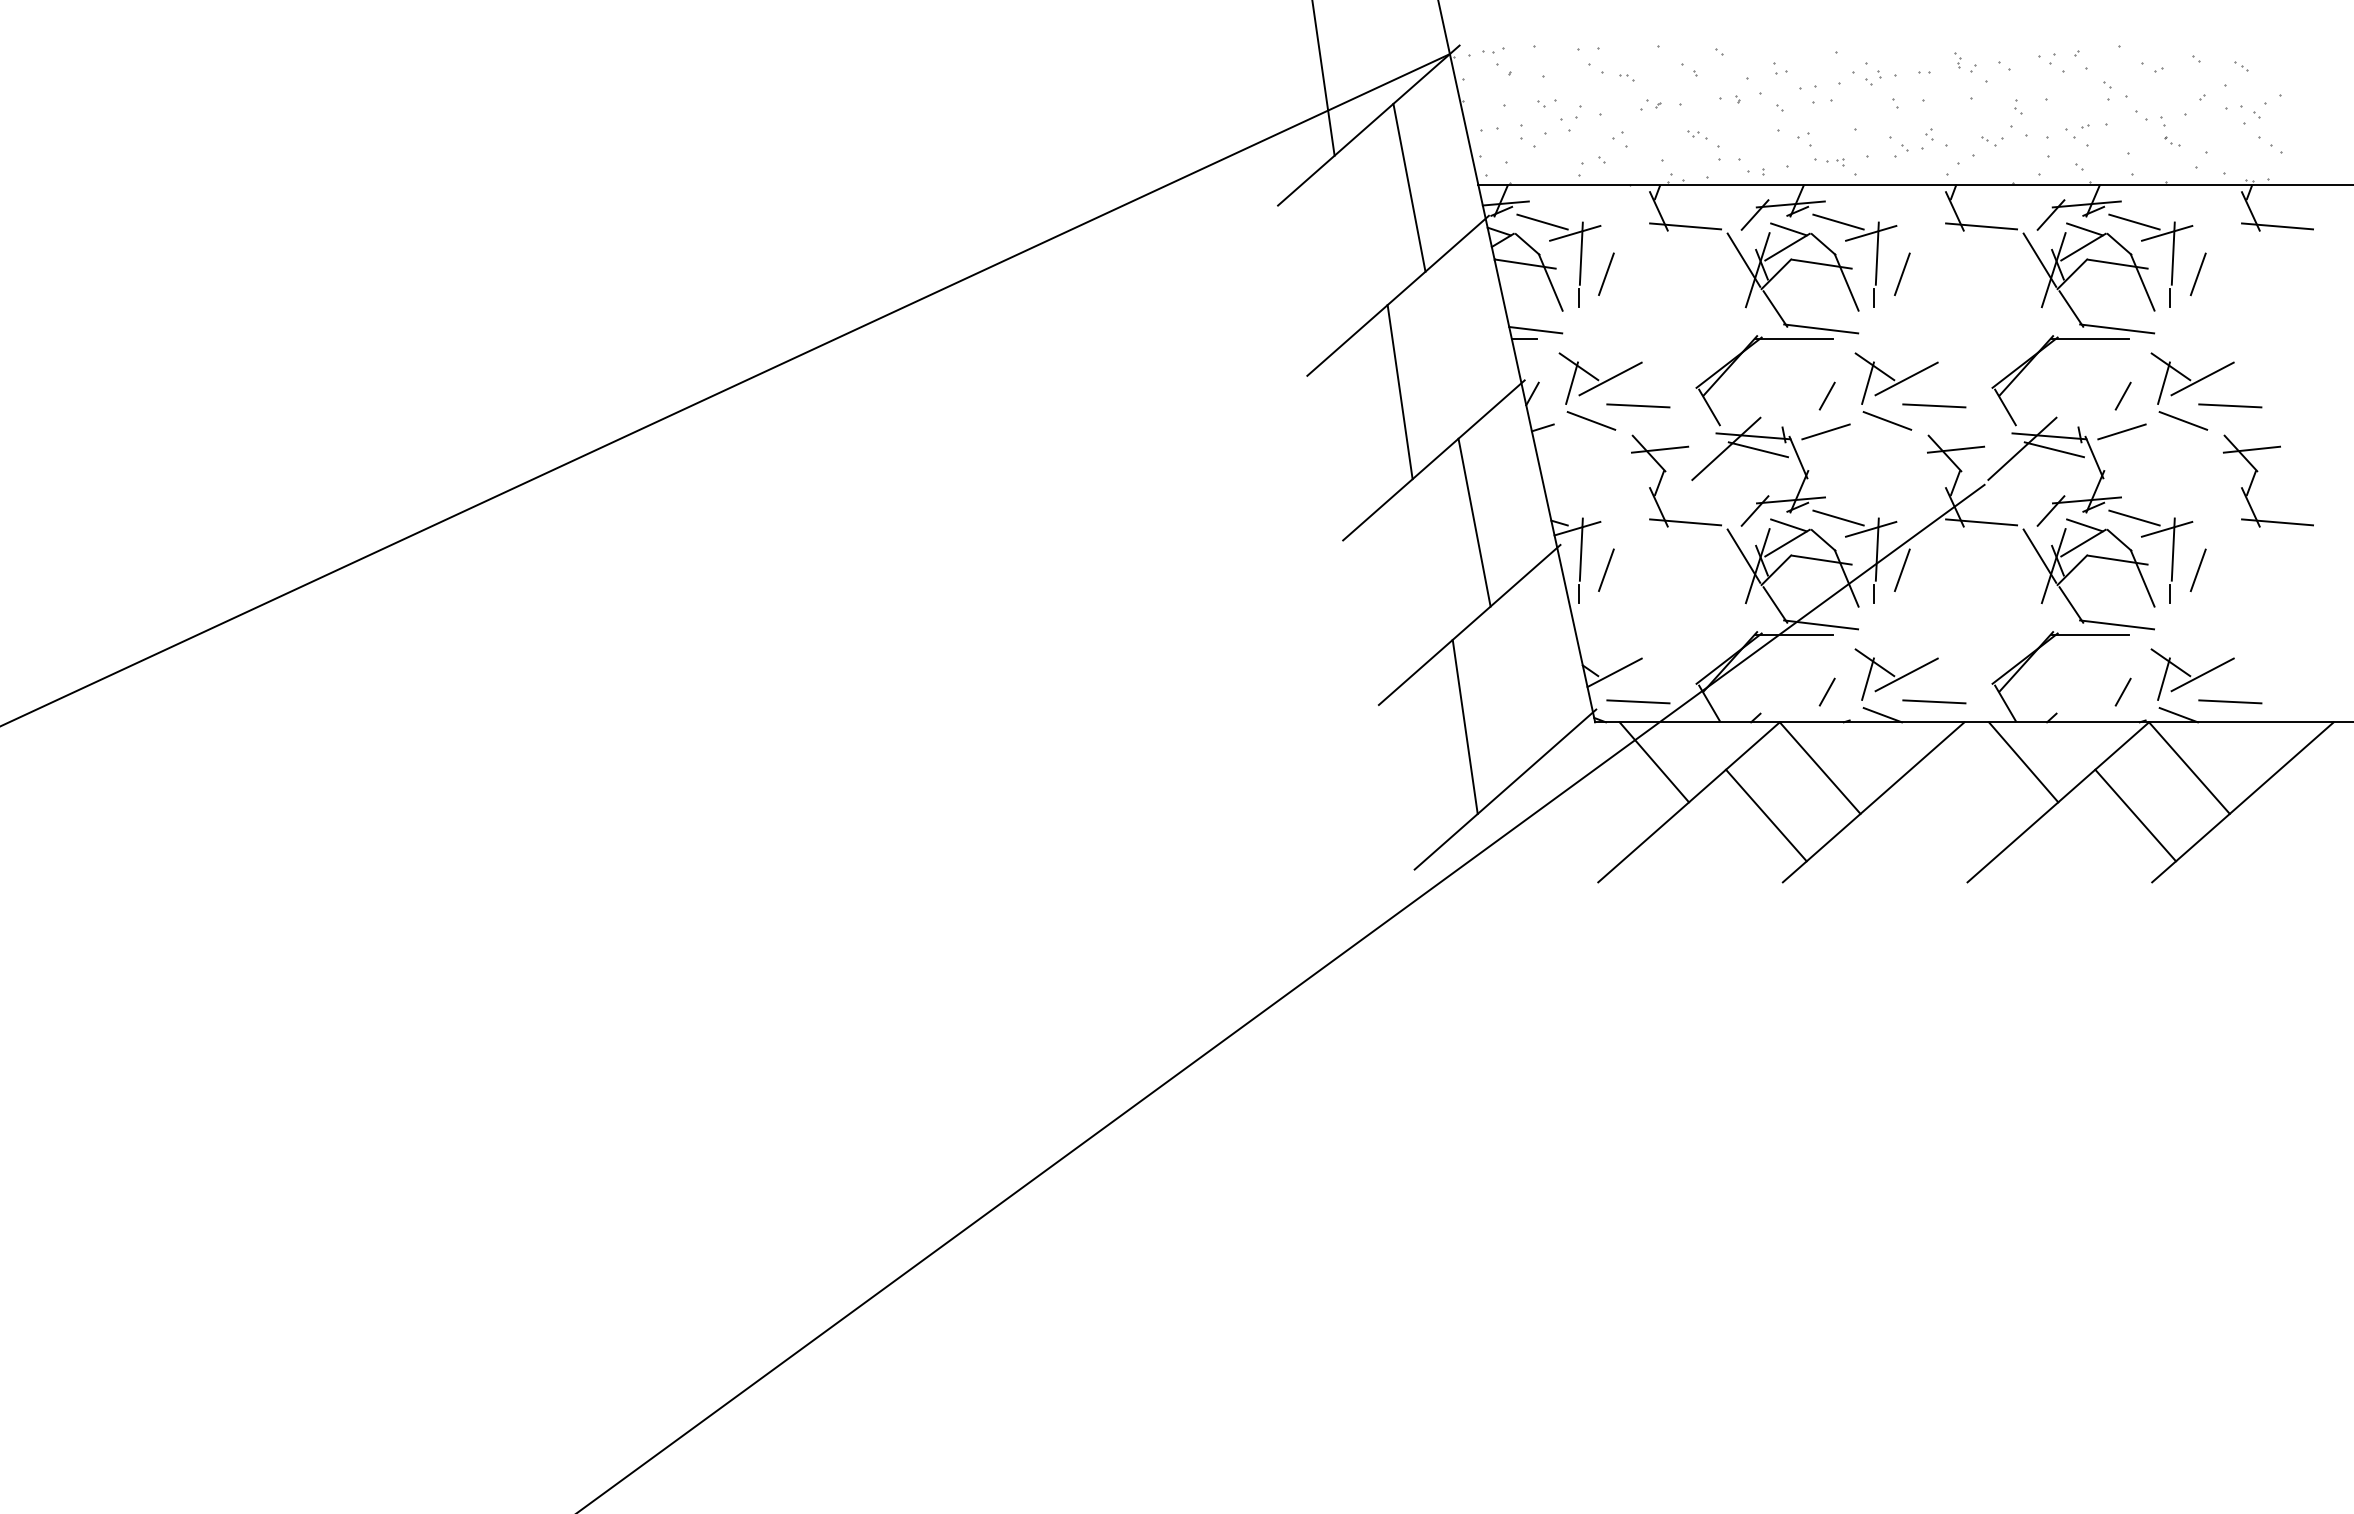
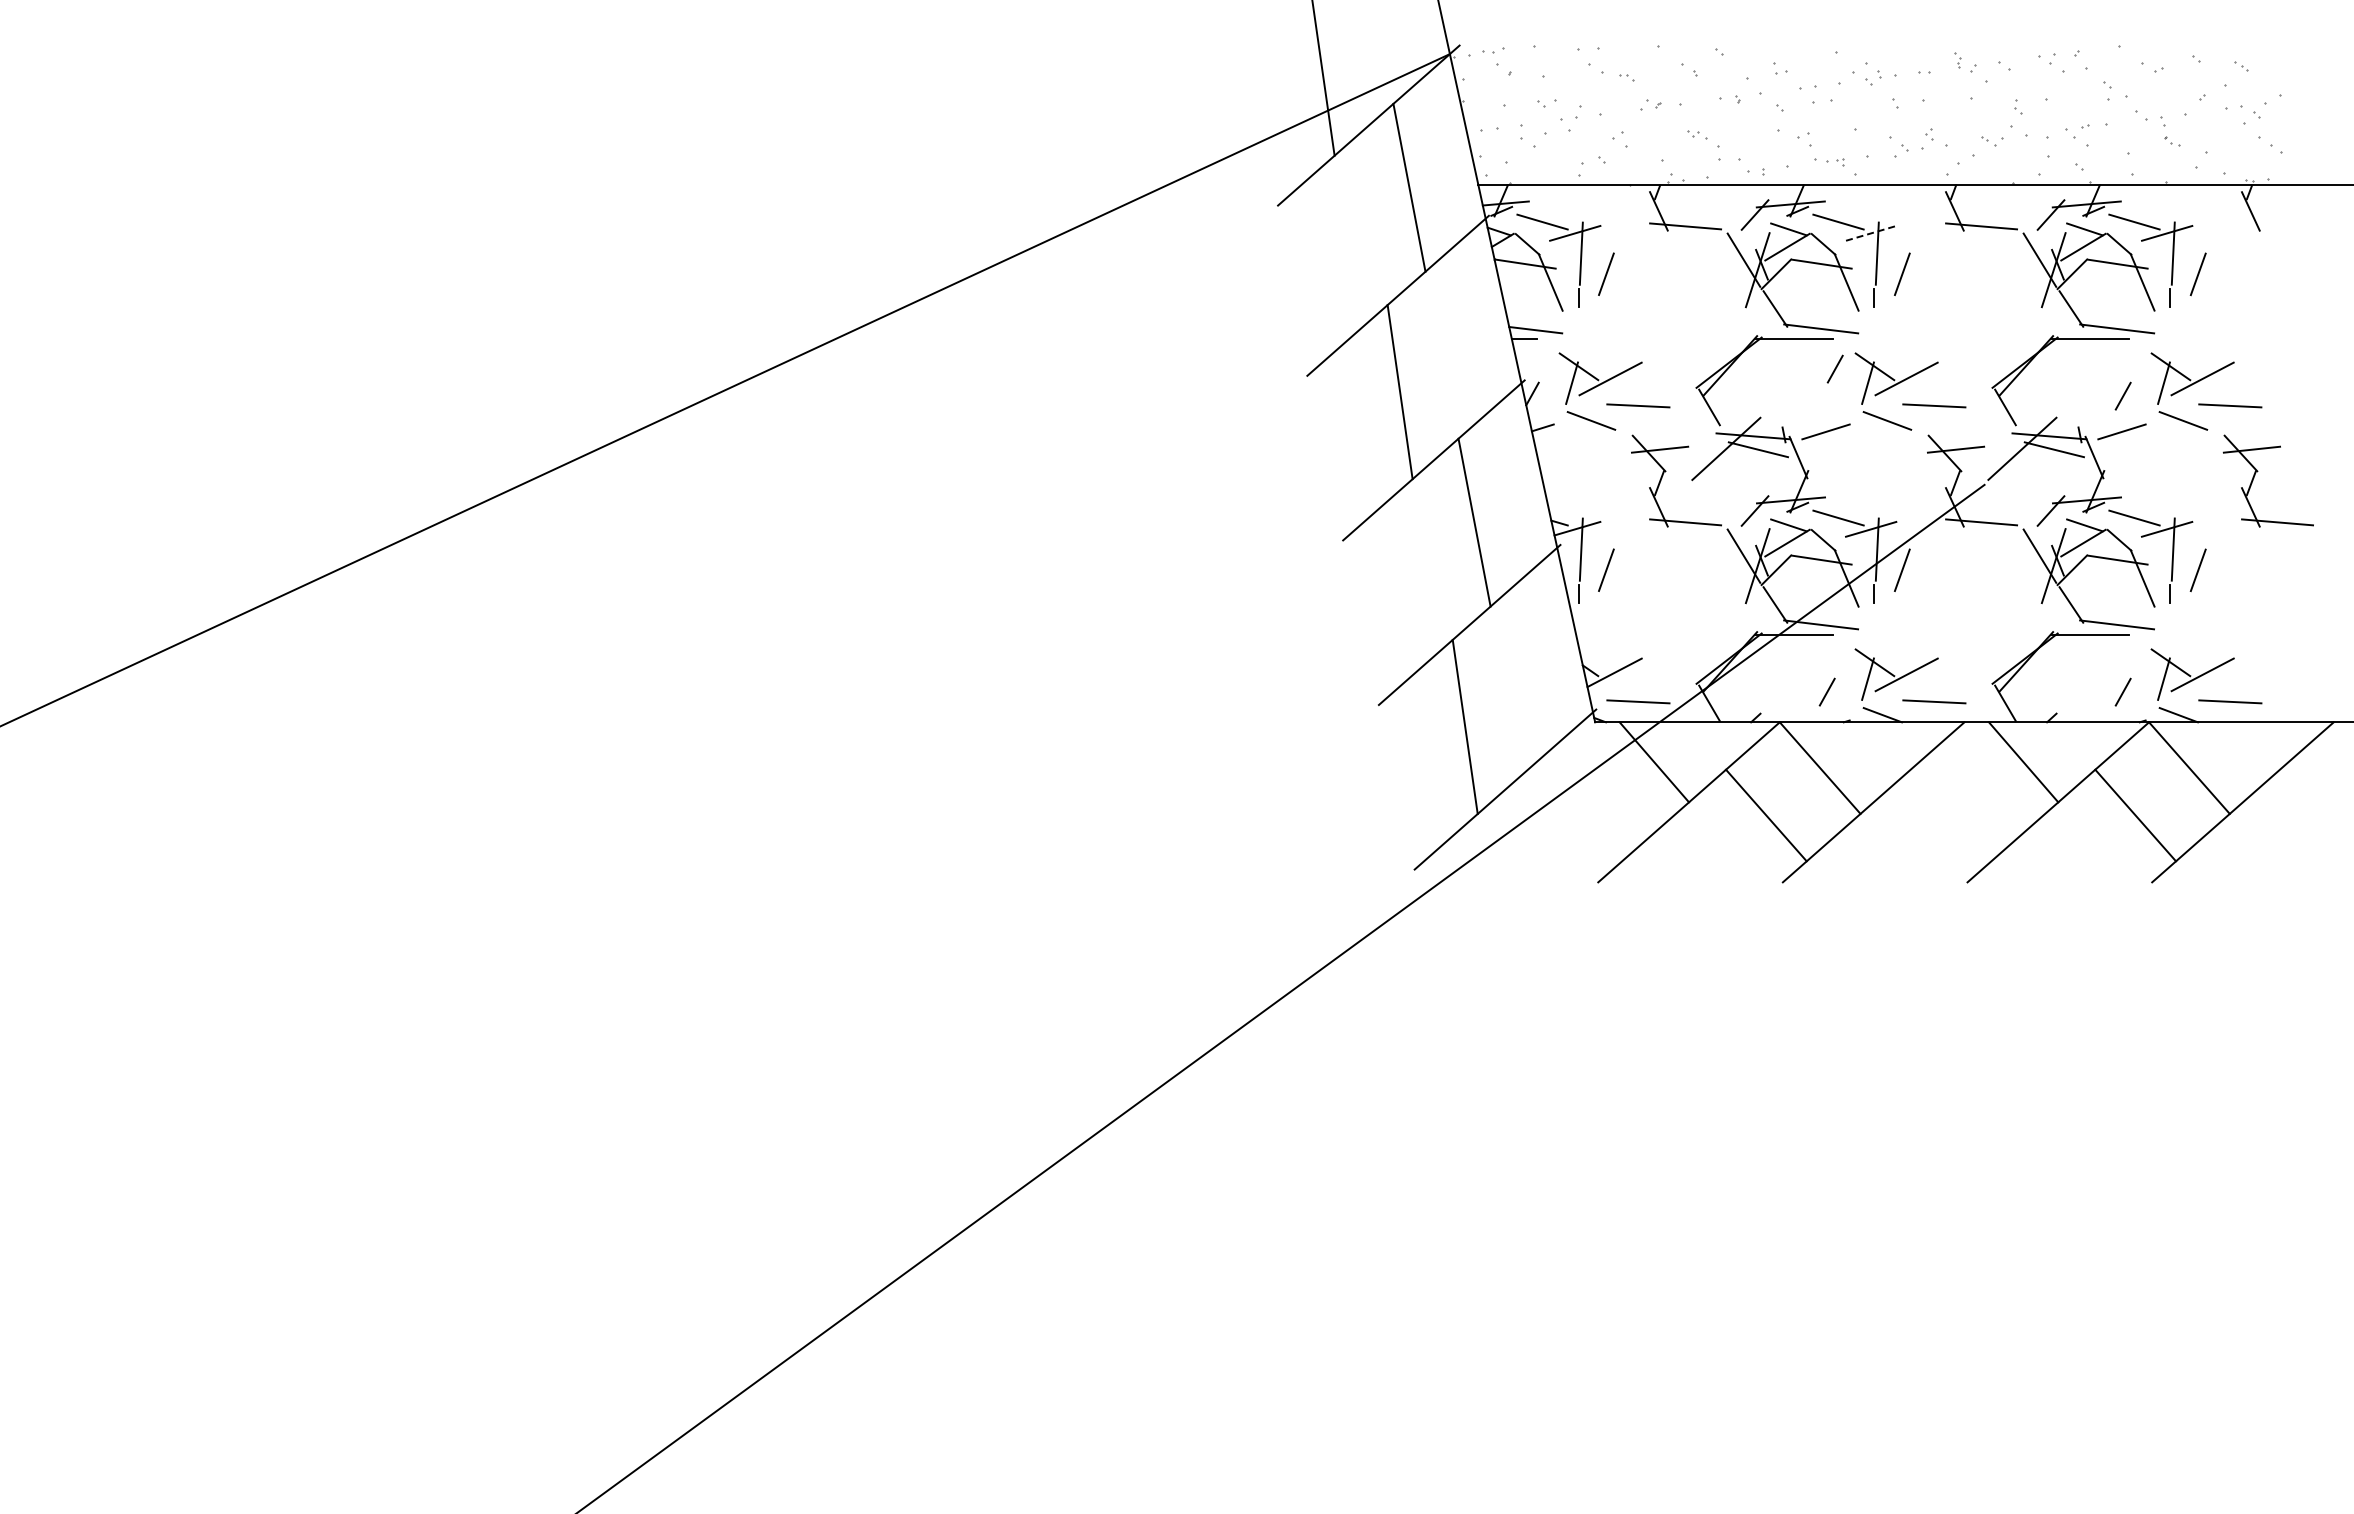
line: present -> none (2277, 226)
line: solid -> dashed (1871, 233)
line position: (1826, 395) -> (1834, 368) (1834, 368)
